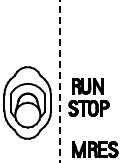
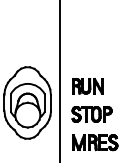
line: dashed -> solid (59, 81)
part position: (88, 108) -> (91, 114) (91, 114)
part position: (95, 149) -> (95, 142) (95, 142)
